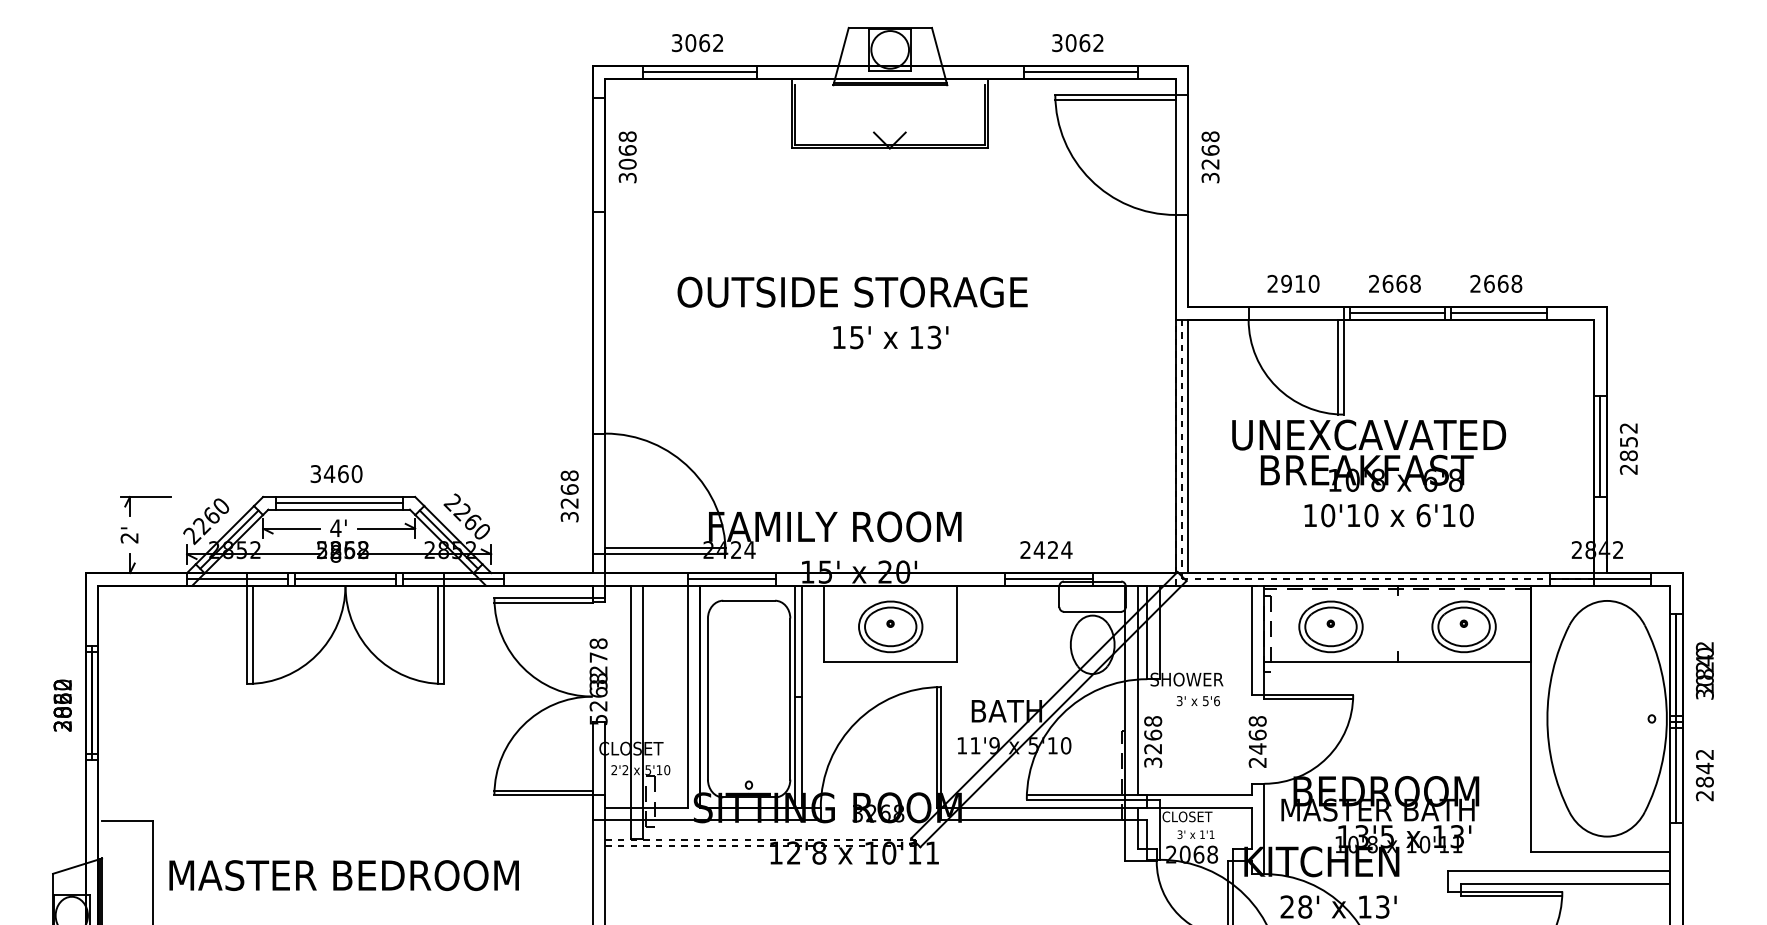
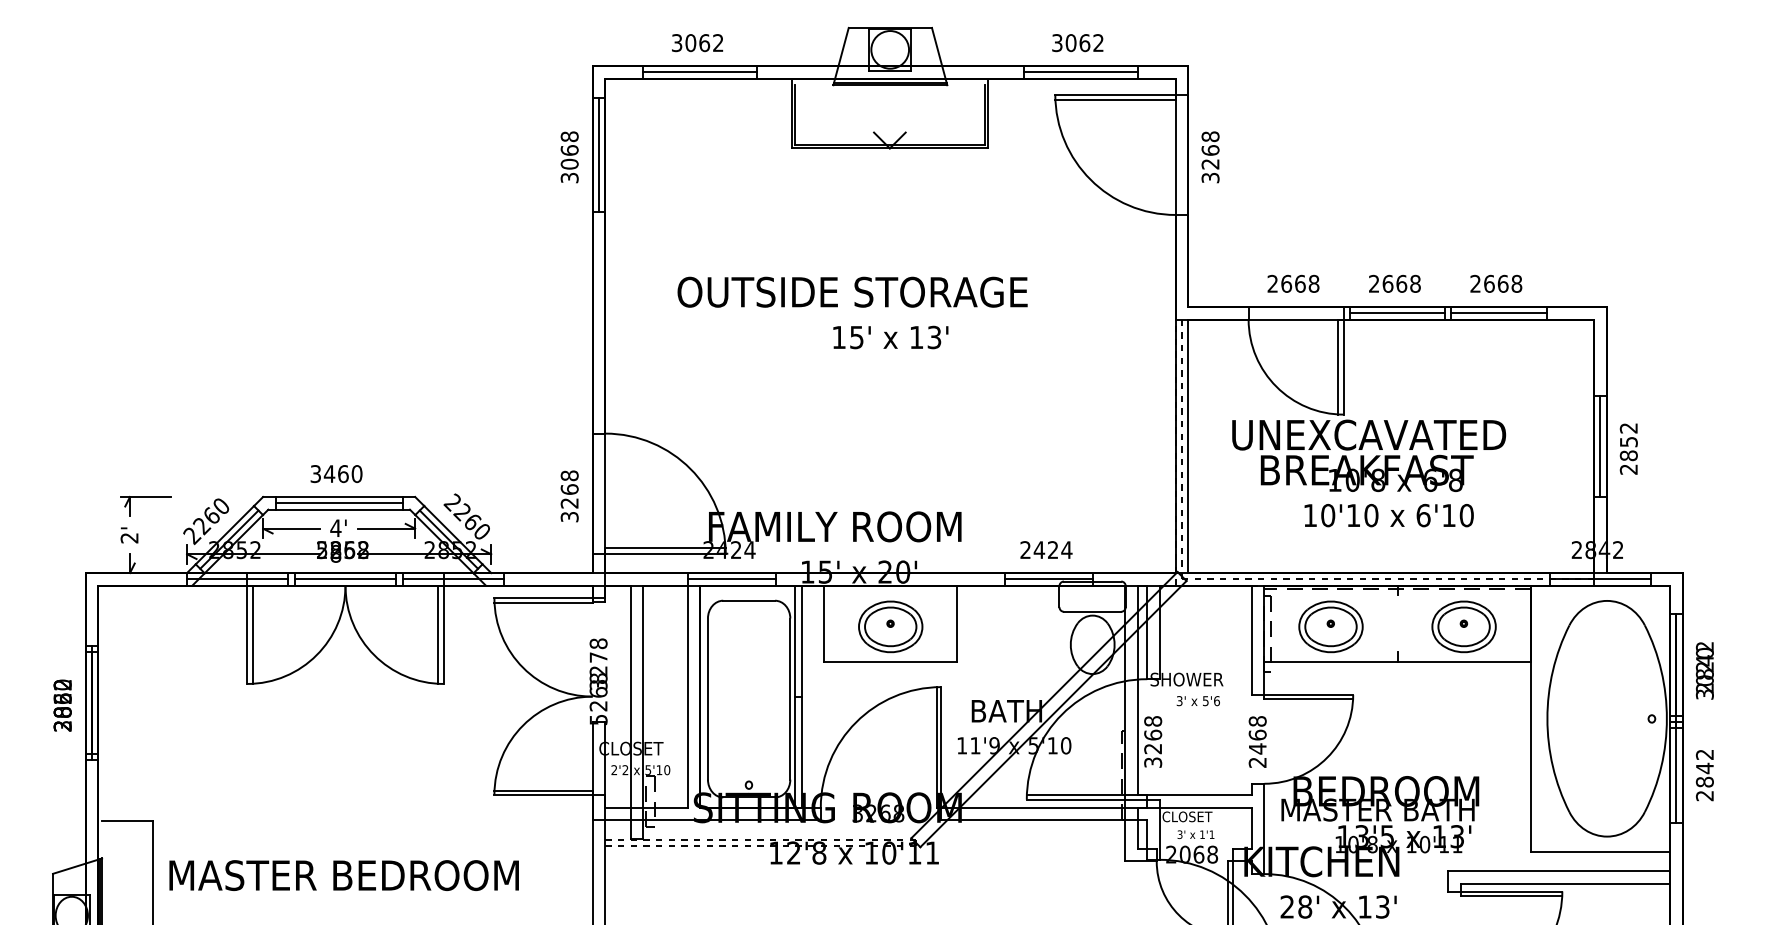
line: none -> present (599, 154)
text position: (627, 157) -> (569, 157) (569, 157)
text: 2910 -> 2668 (1300, 283)
